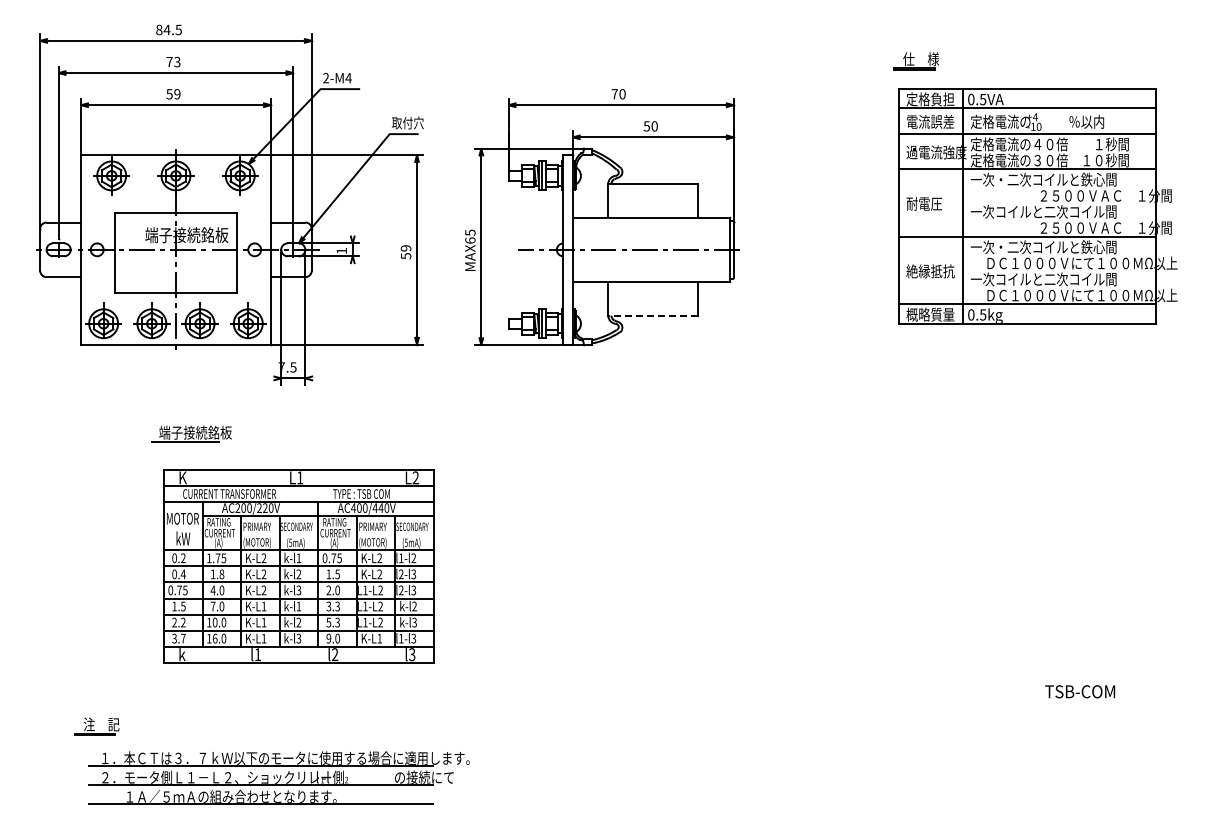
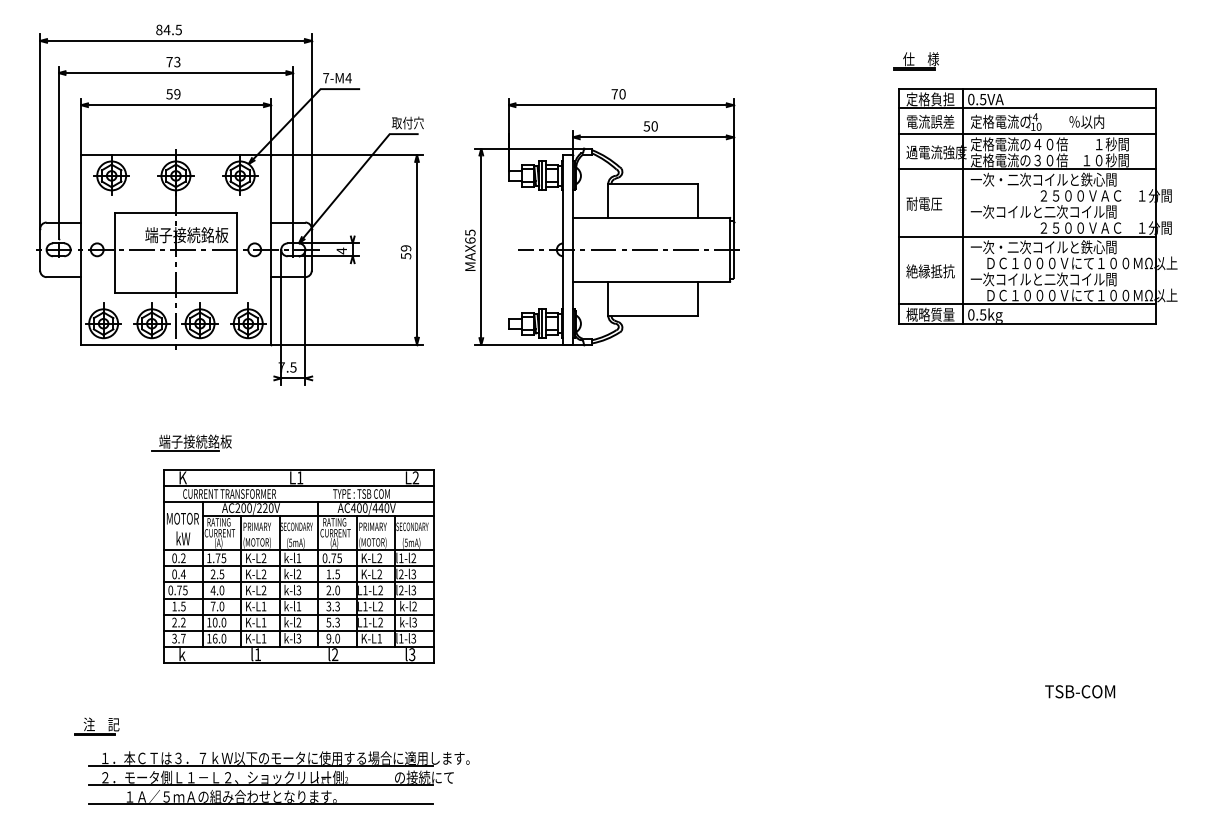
text: 2-M4 -> 7-M4 (326, 78)
text: 1 -> 4 (341, 250)
line: dashed -> solid (653, 315)
part position: (191, 433) -> (191, 442) (191, 442)
text: 1.8 -> 2.5 (217, 573)
